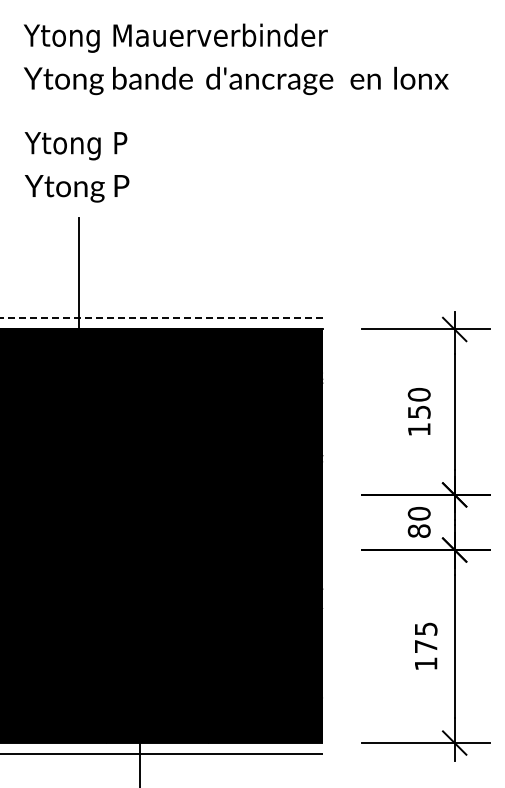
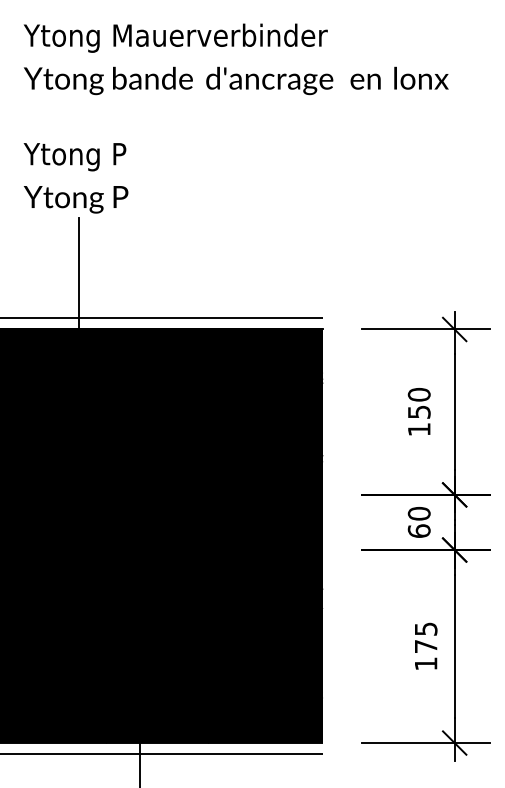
text position: (76, 167) -> (75, 178) (75, 178)
line: dashed -> solid (162, 318)
text: 80 -> 60 (418, 530)
